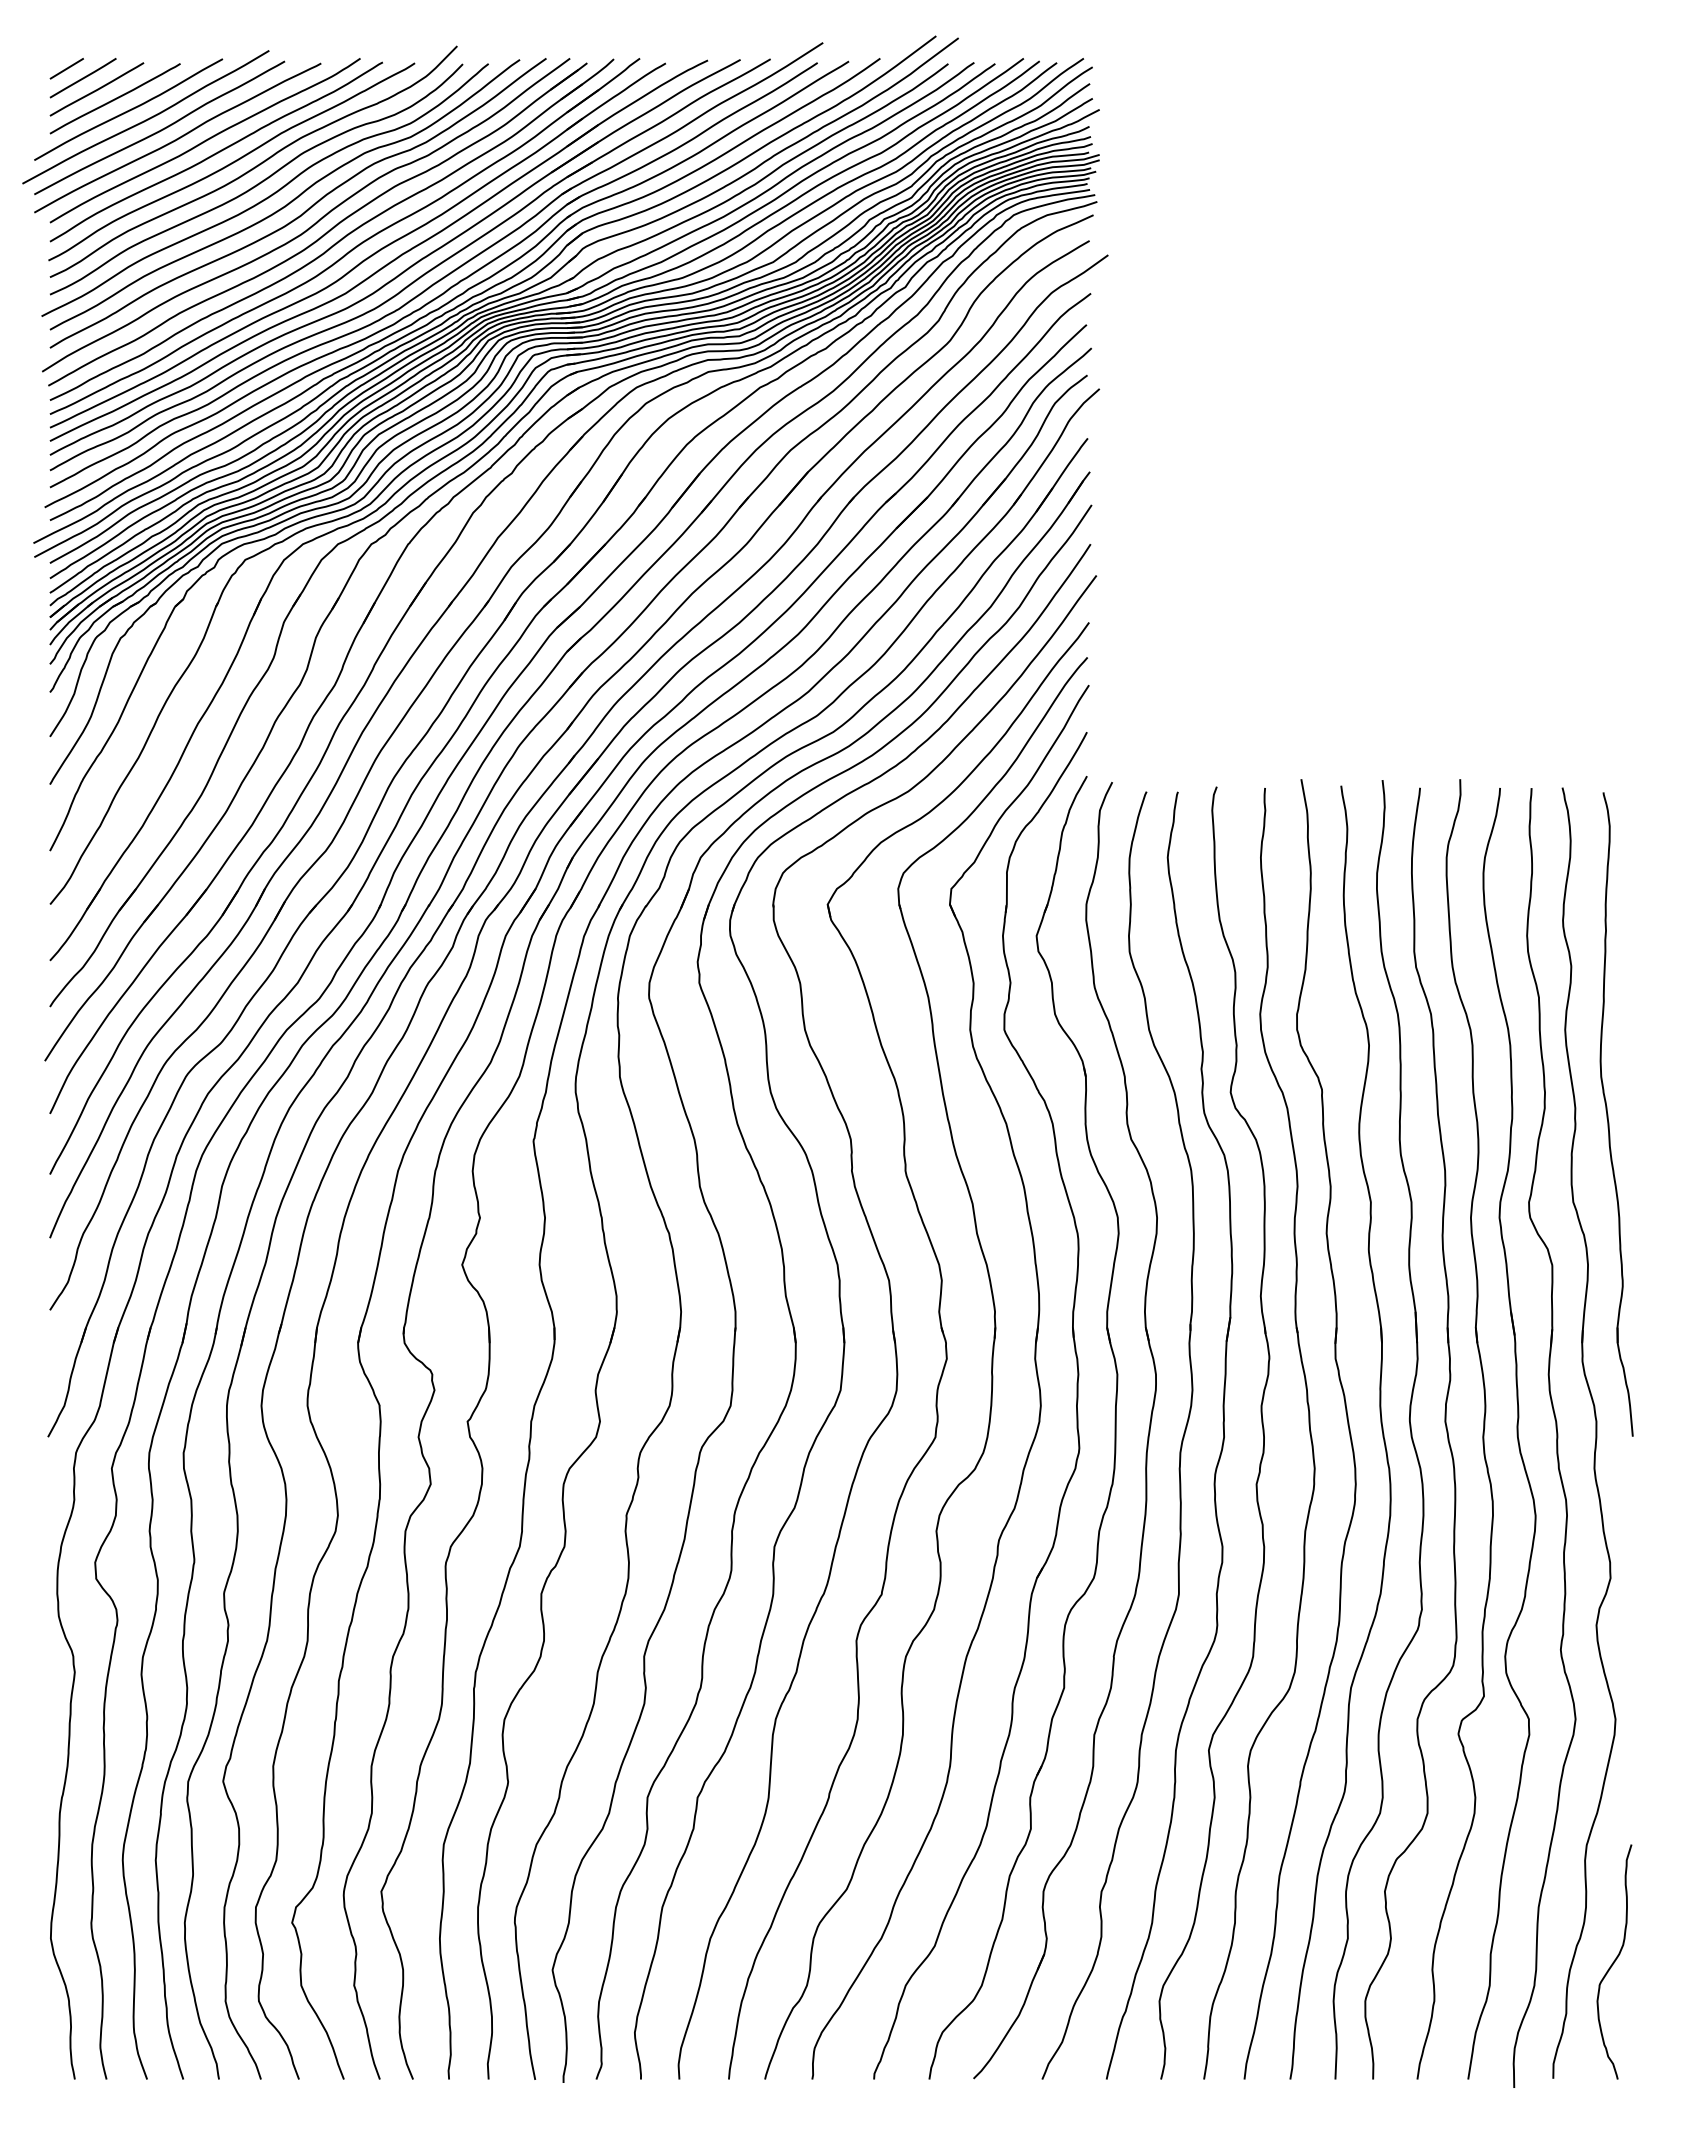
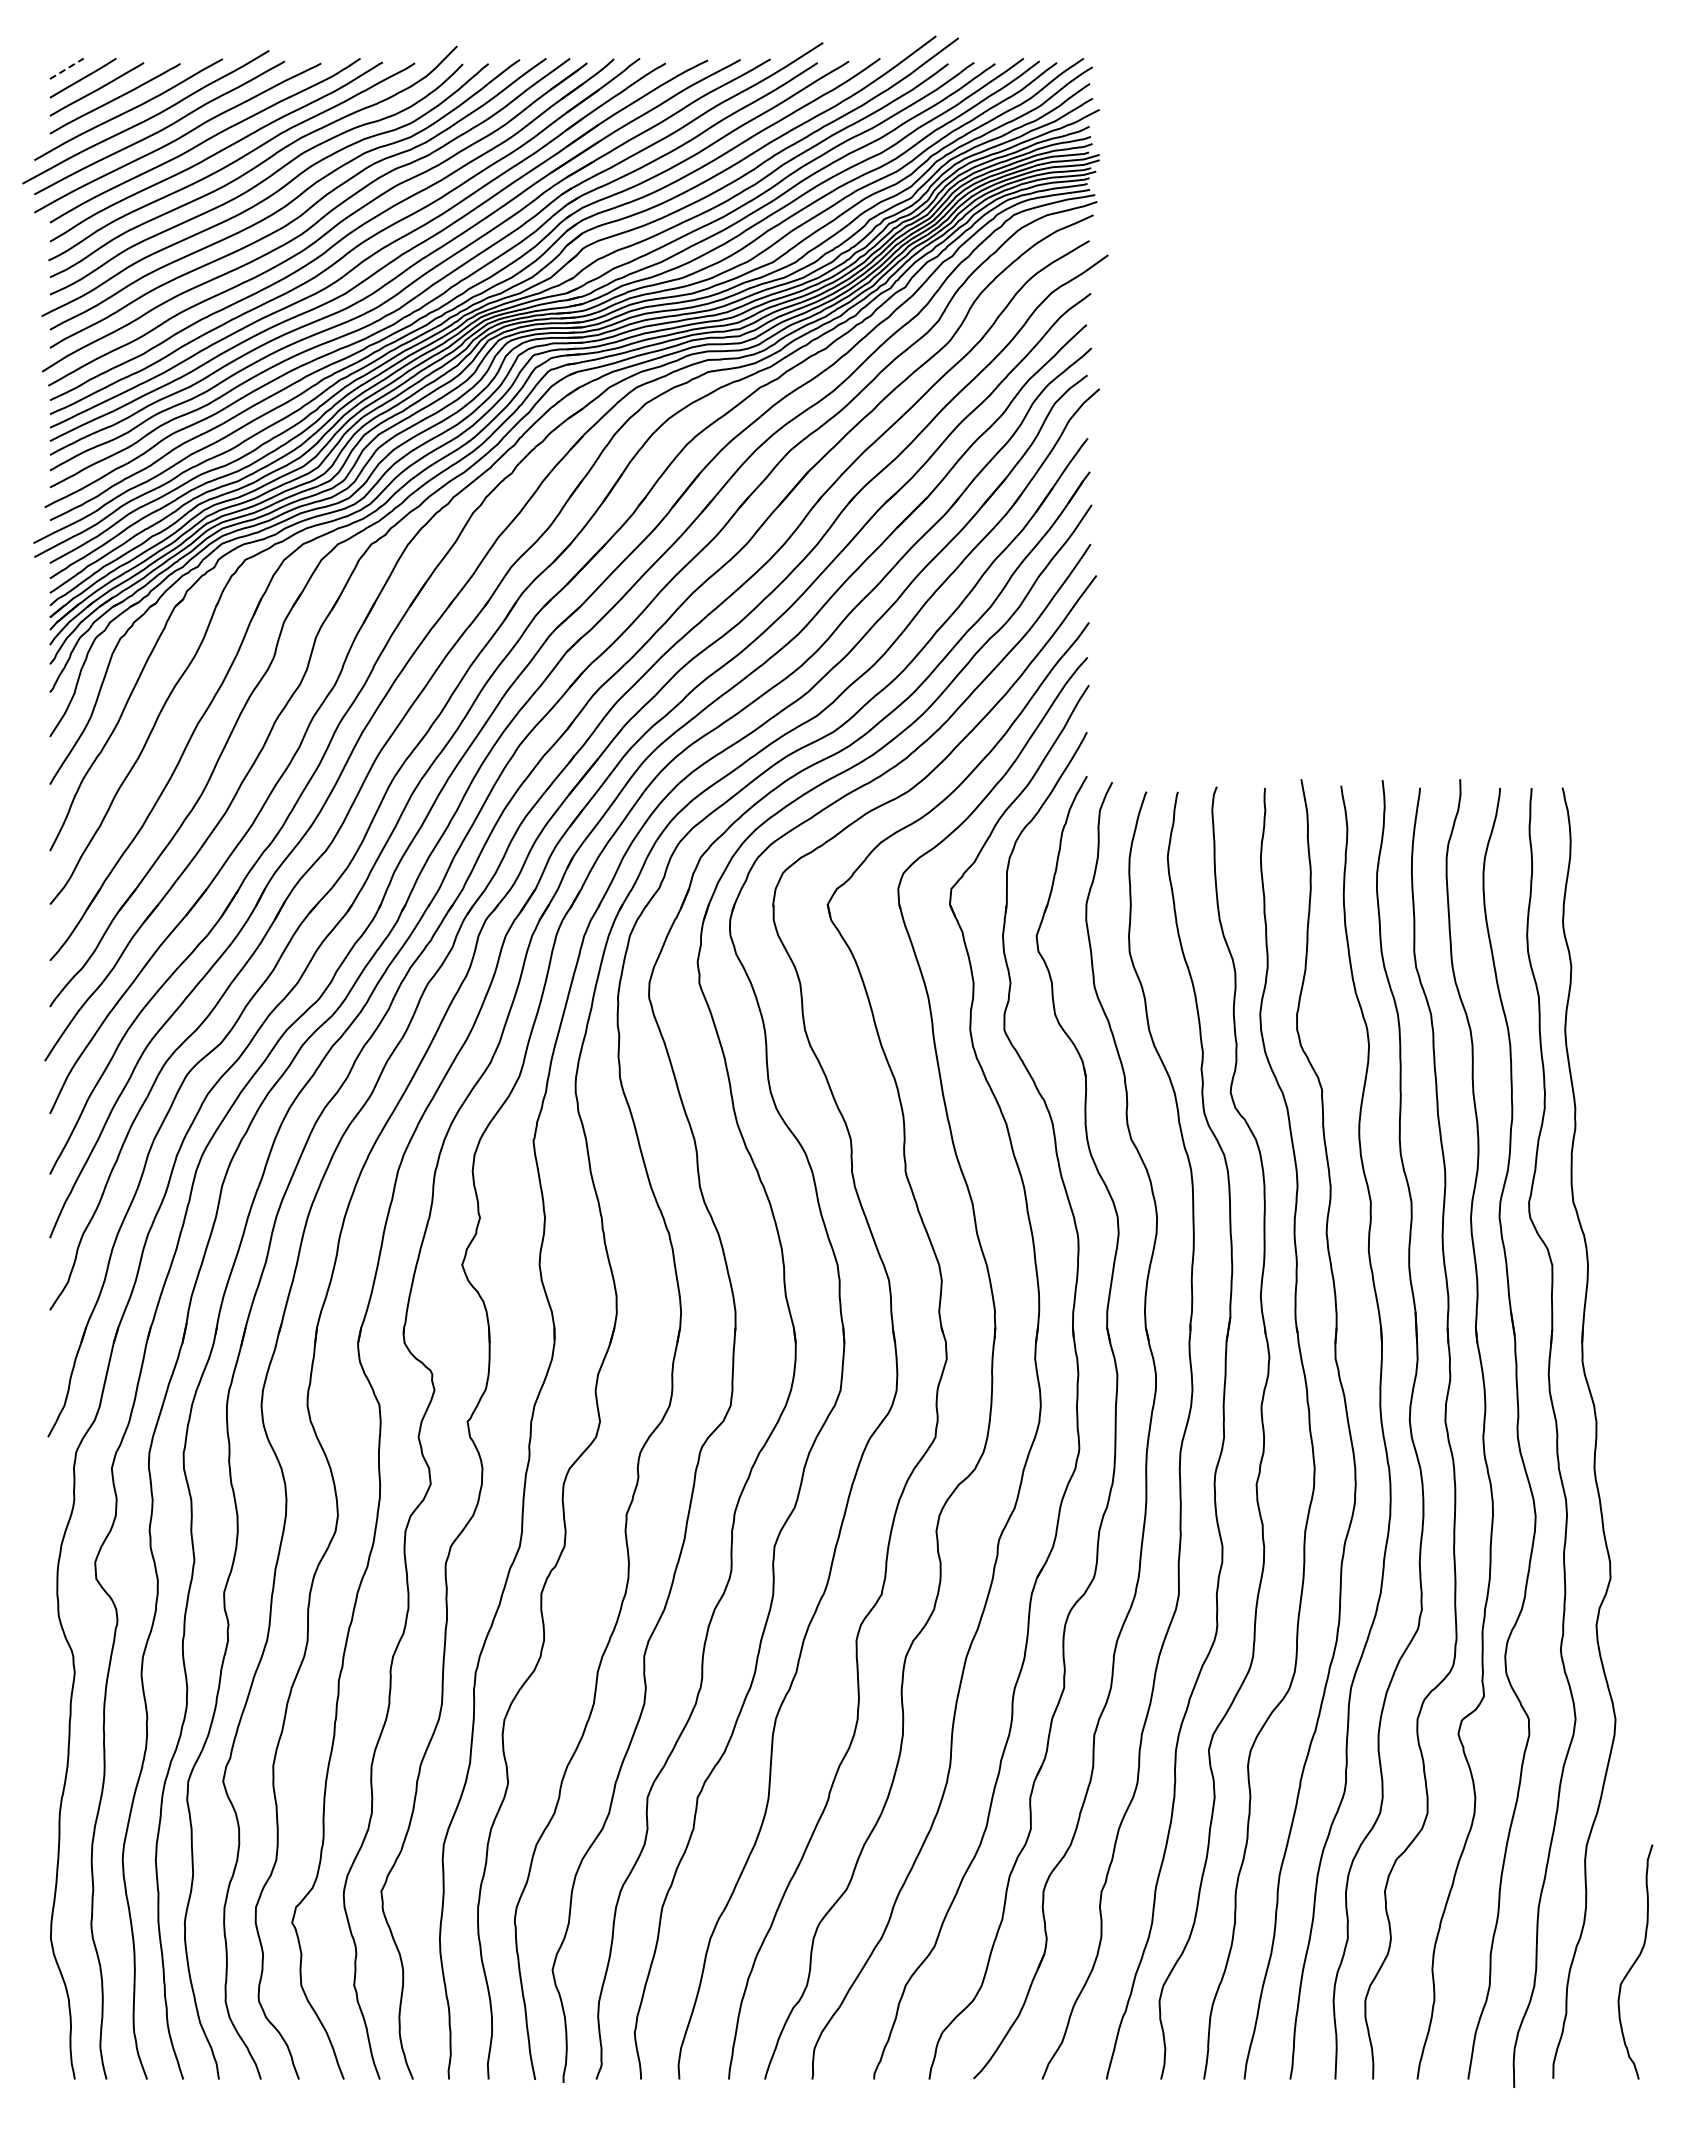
line: solid -> dashed (66, 68)
part: present -> none (1608, 1114)
curve position: (1614, 1961) -> (1635, 1961) (1635, 1961)
